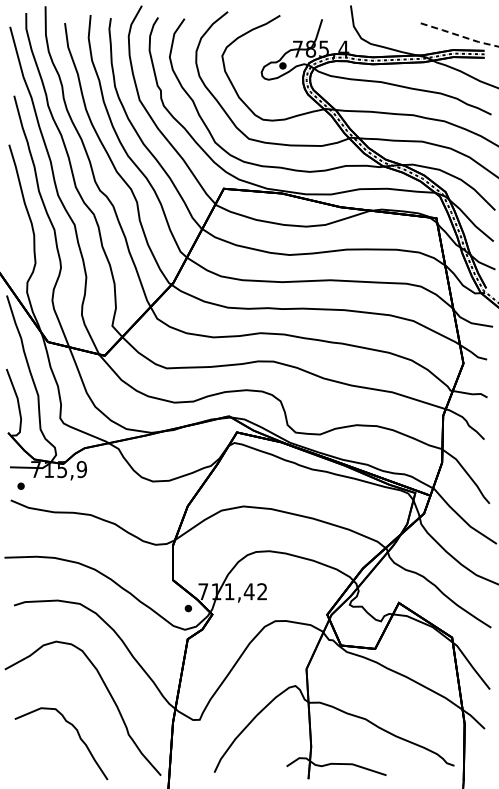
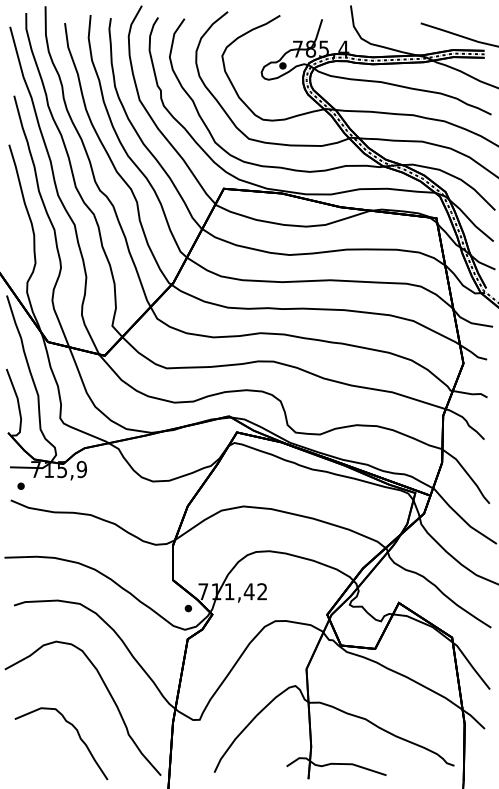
line: dashed -> solid (459, 35)
